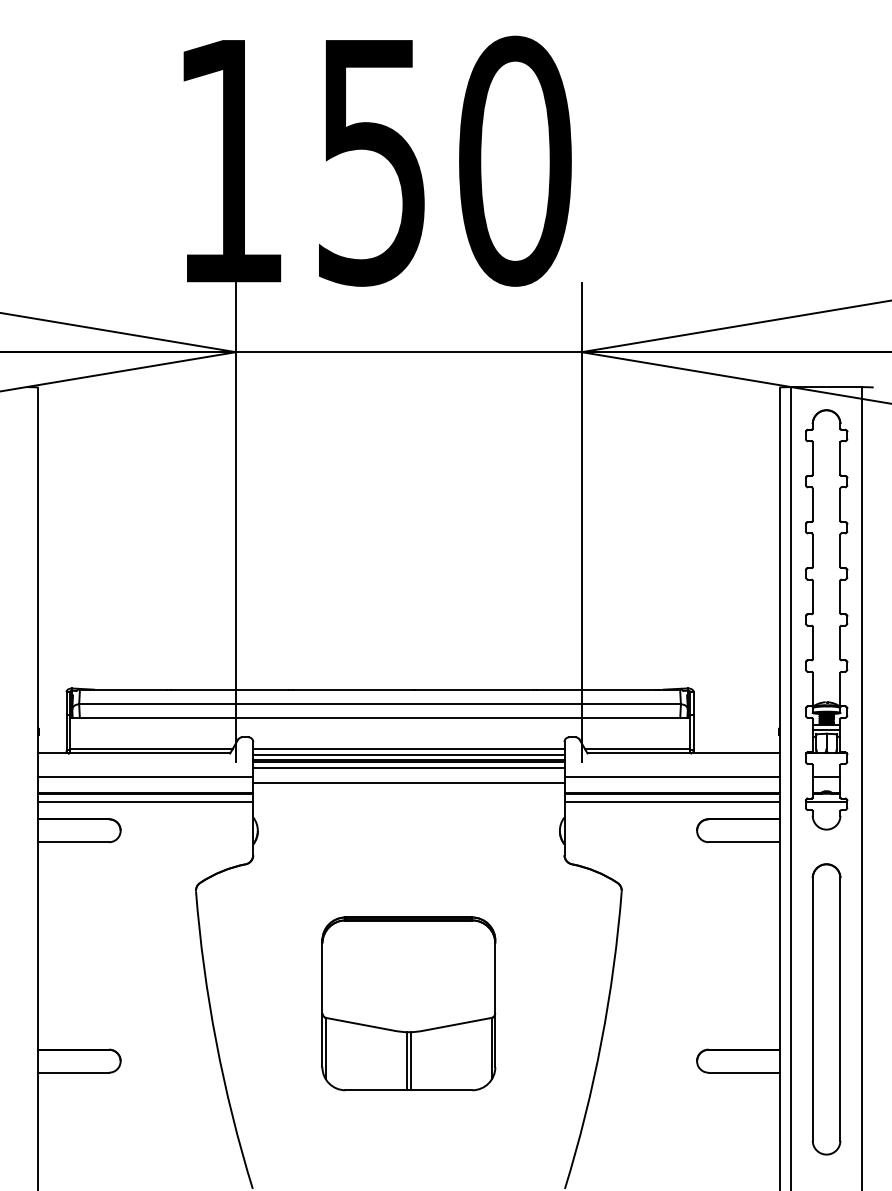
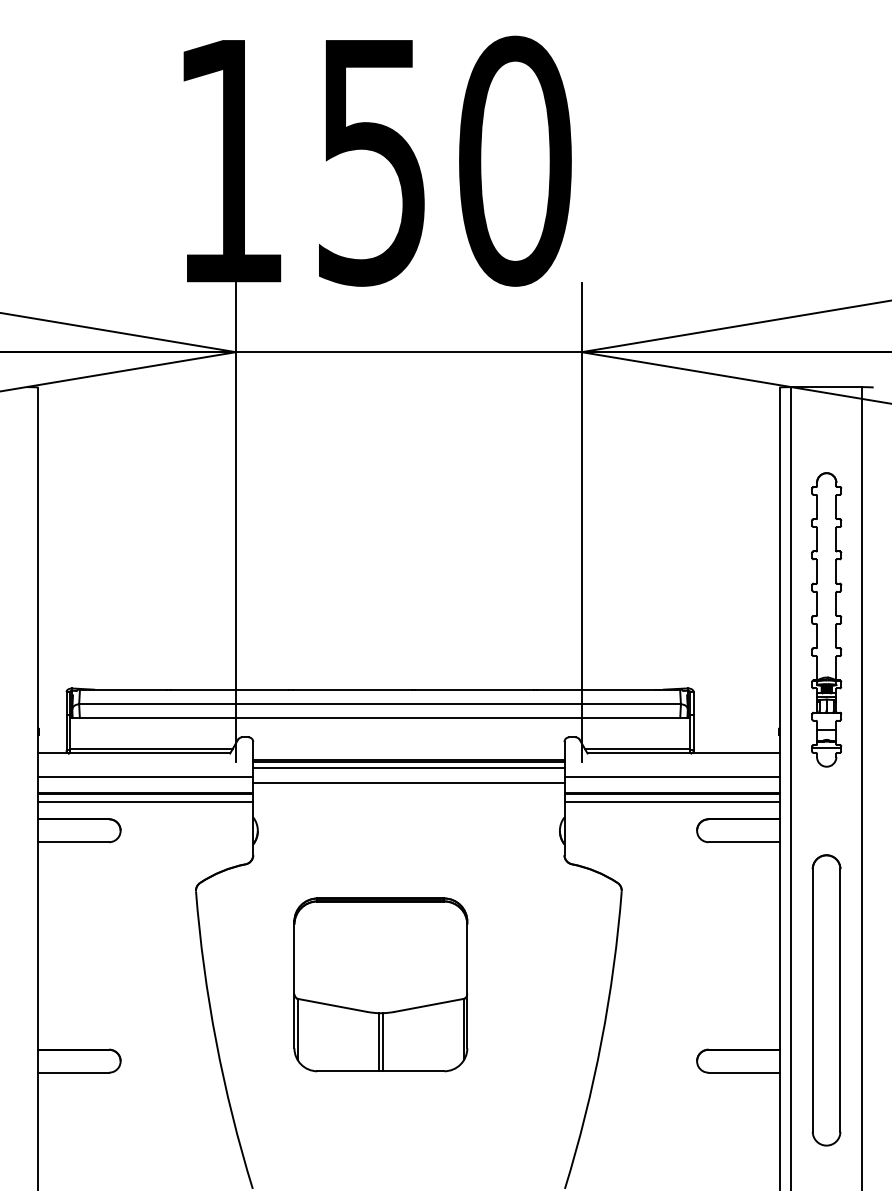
part size: 44x422 px -> 32x296 px (826, 619)
line: present -> none (408, 749)
line: present -> none (408, 755)
part position: (408, 1003) -> (380, 984) (380, 984)
part position: (826, 1009) -> (826, 1000) (826, 1000)
